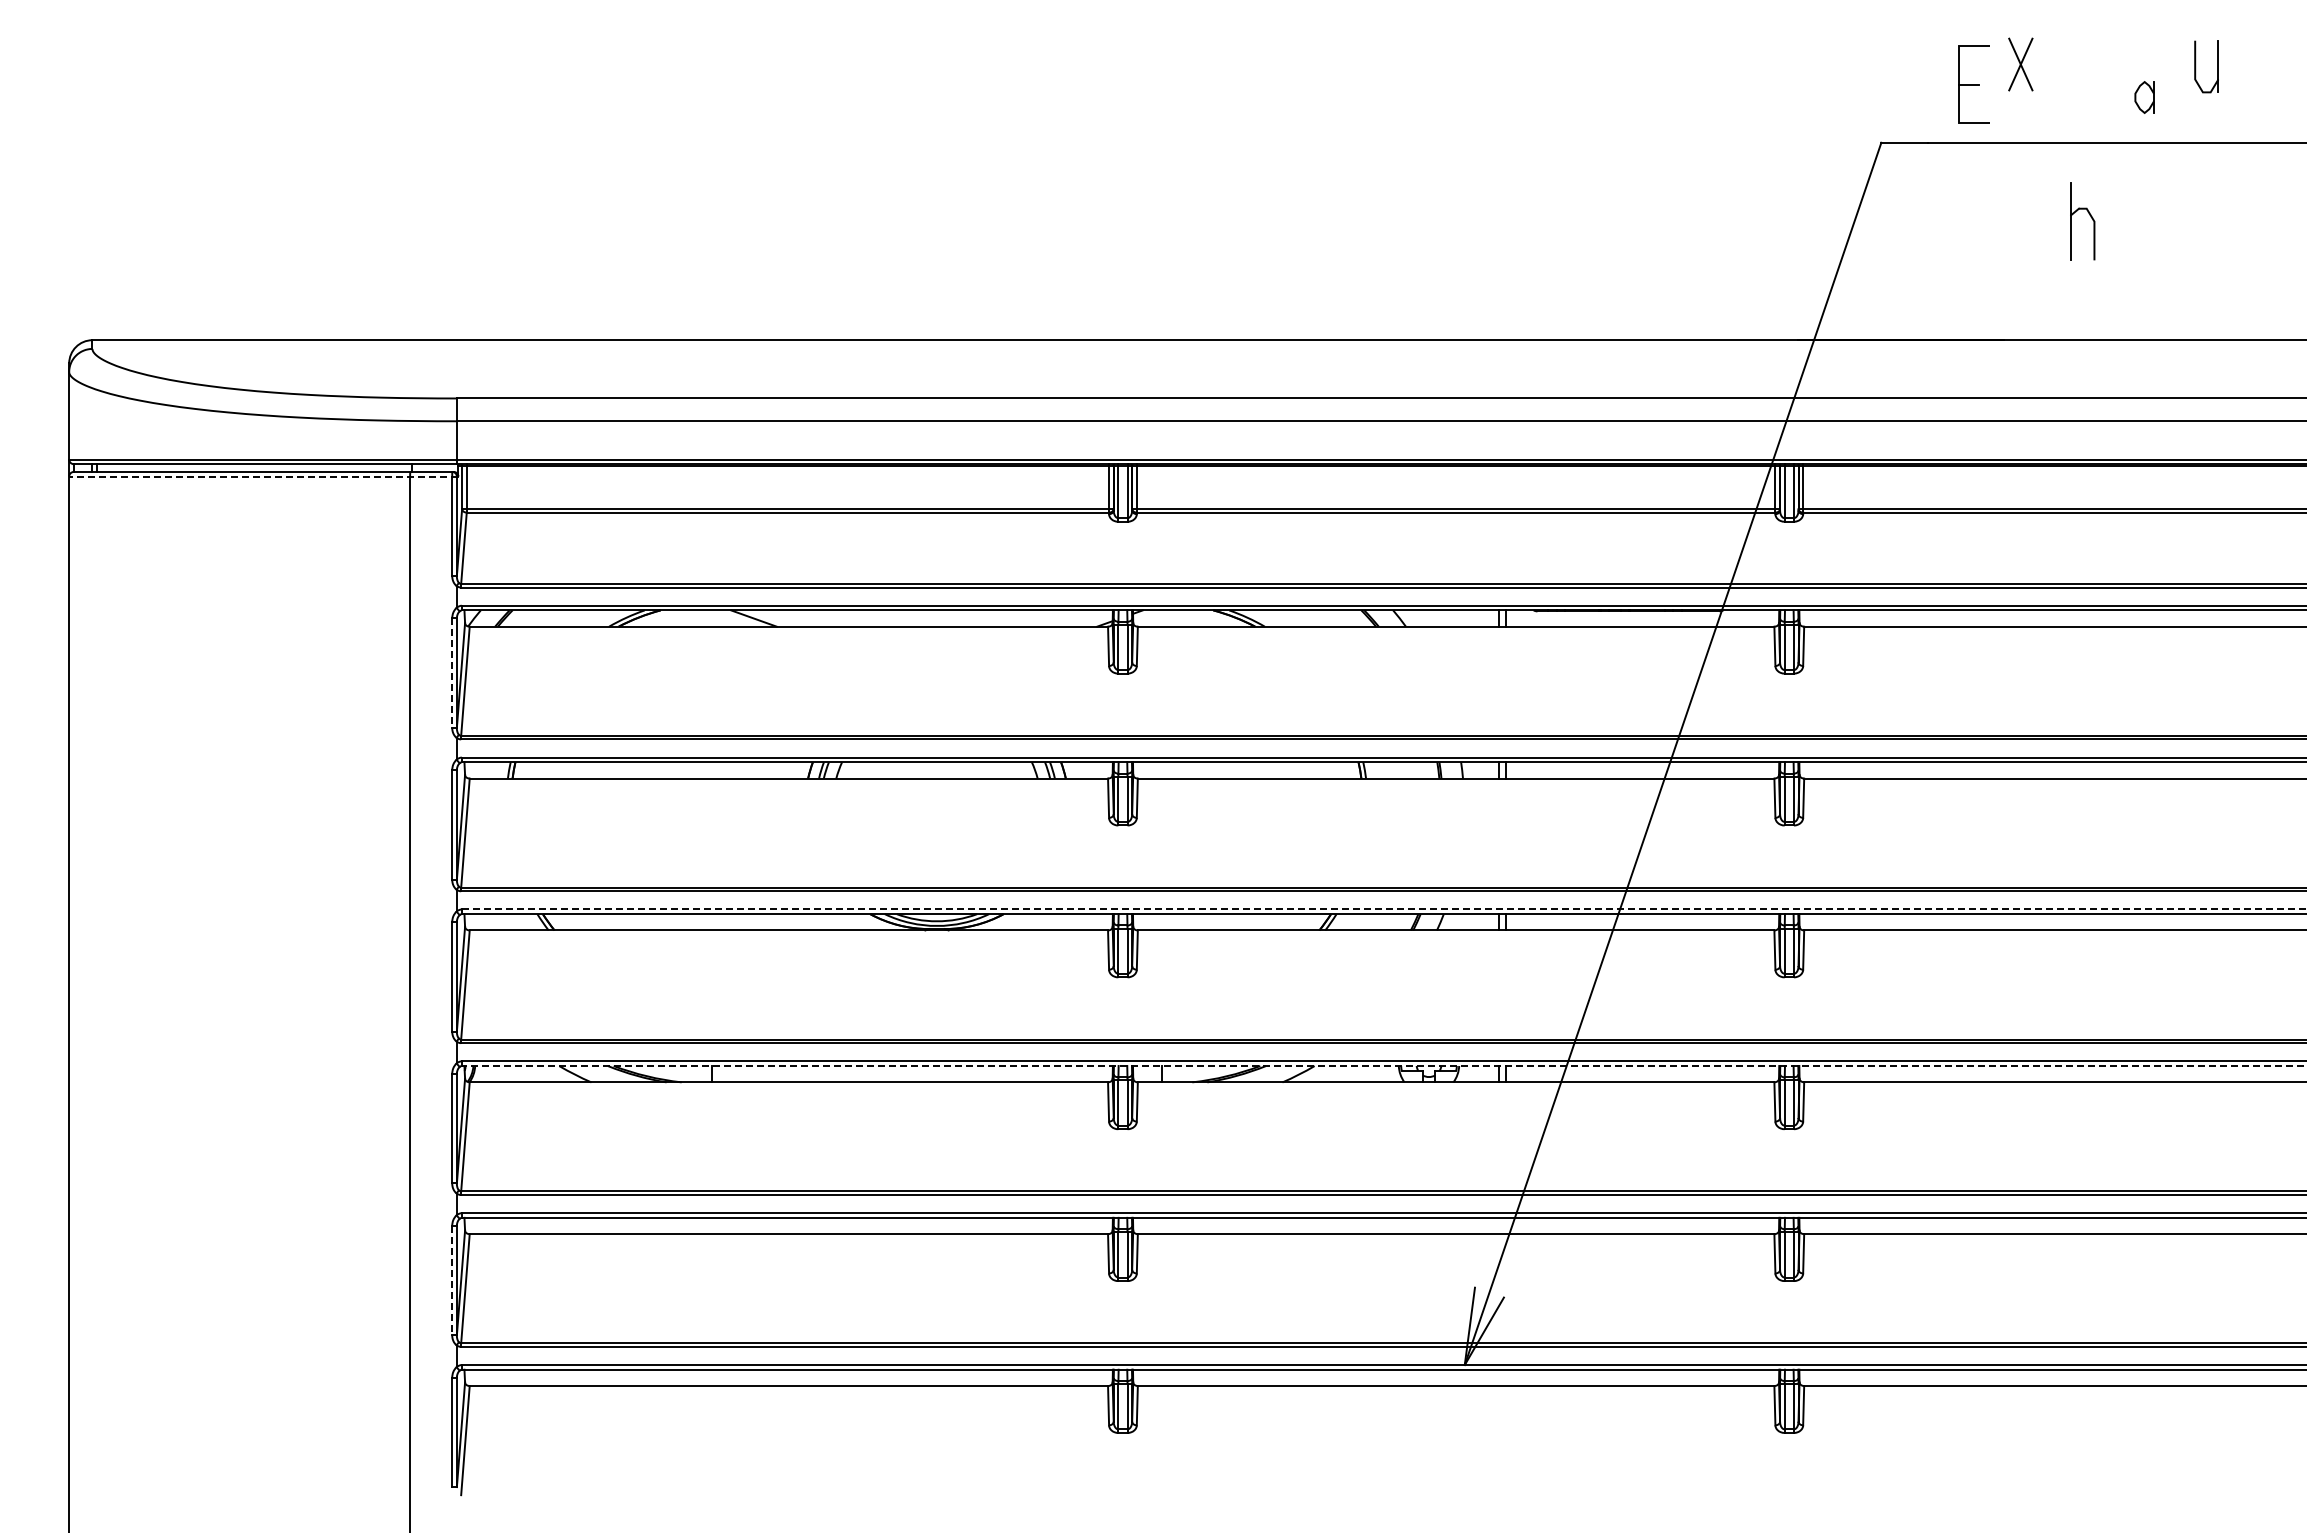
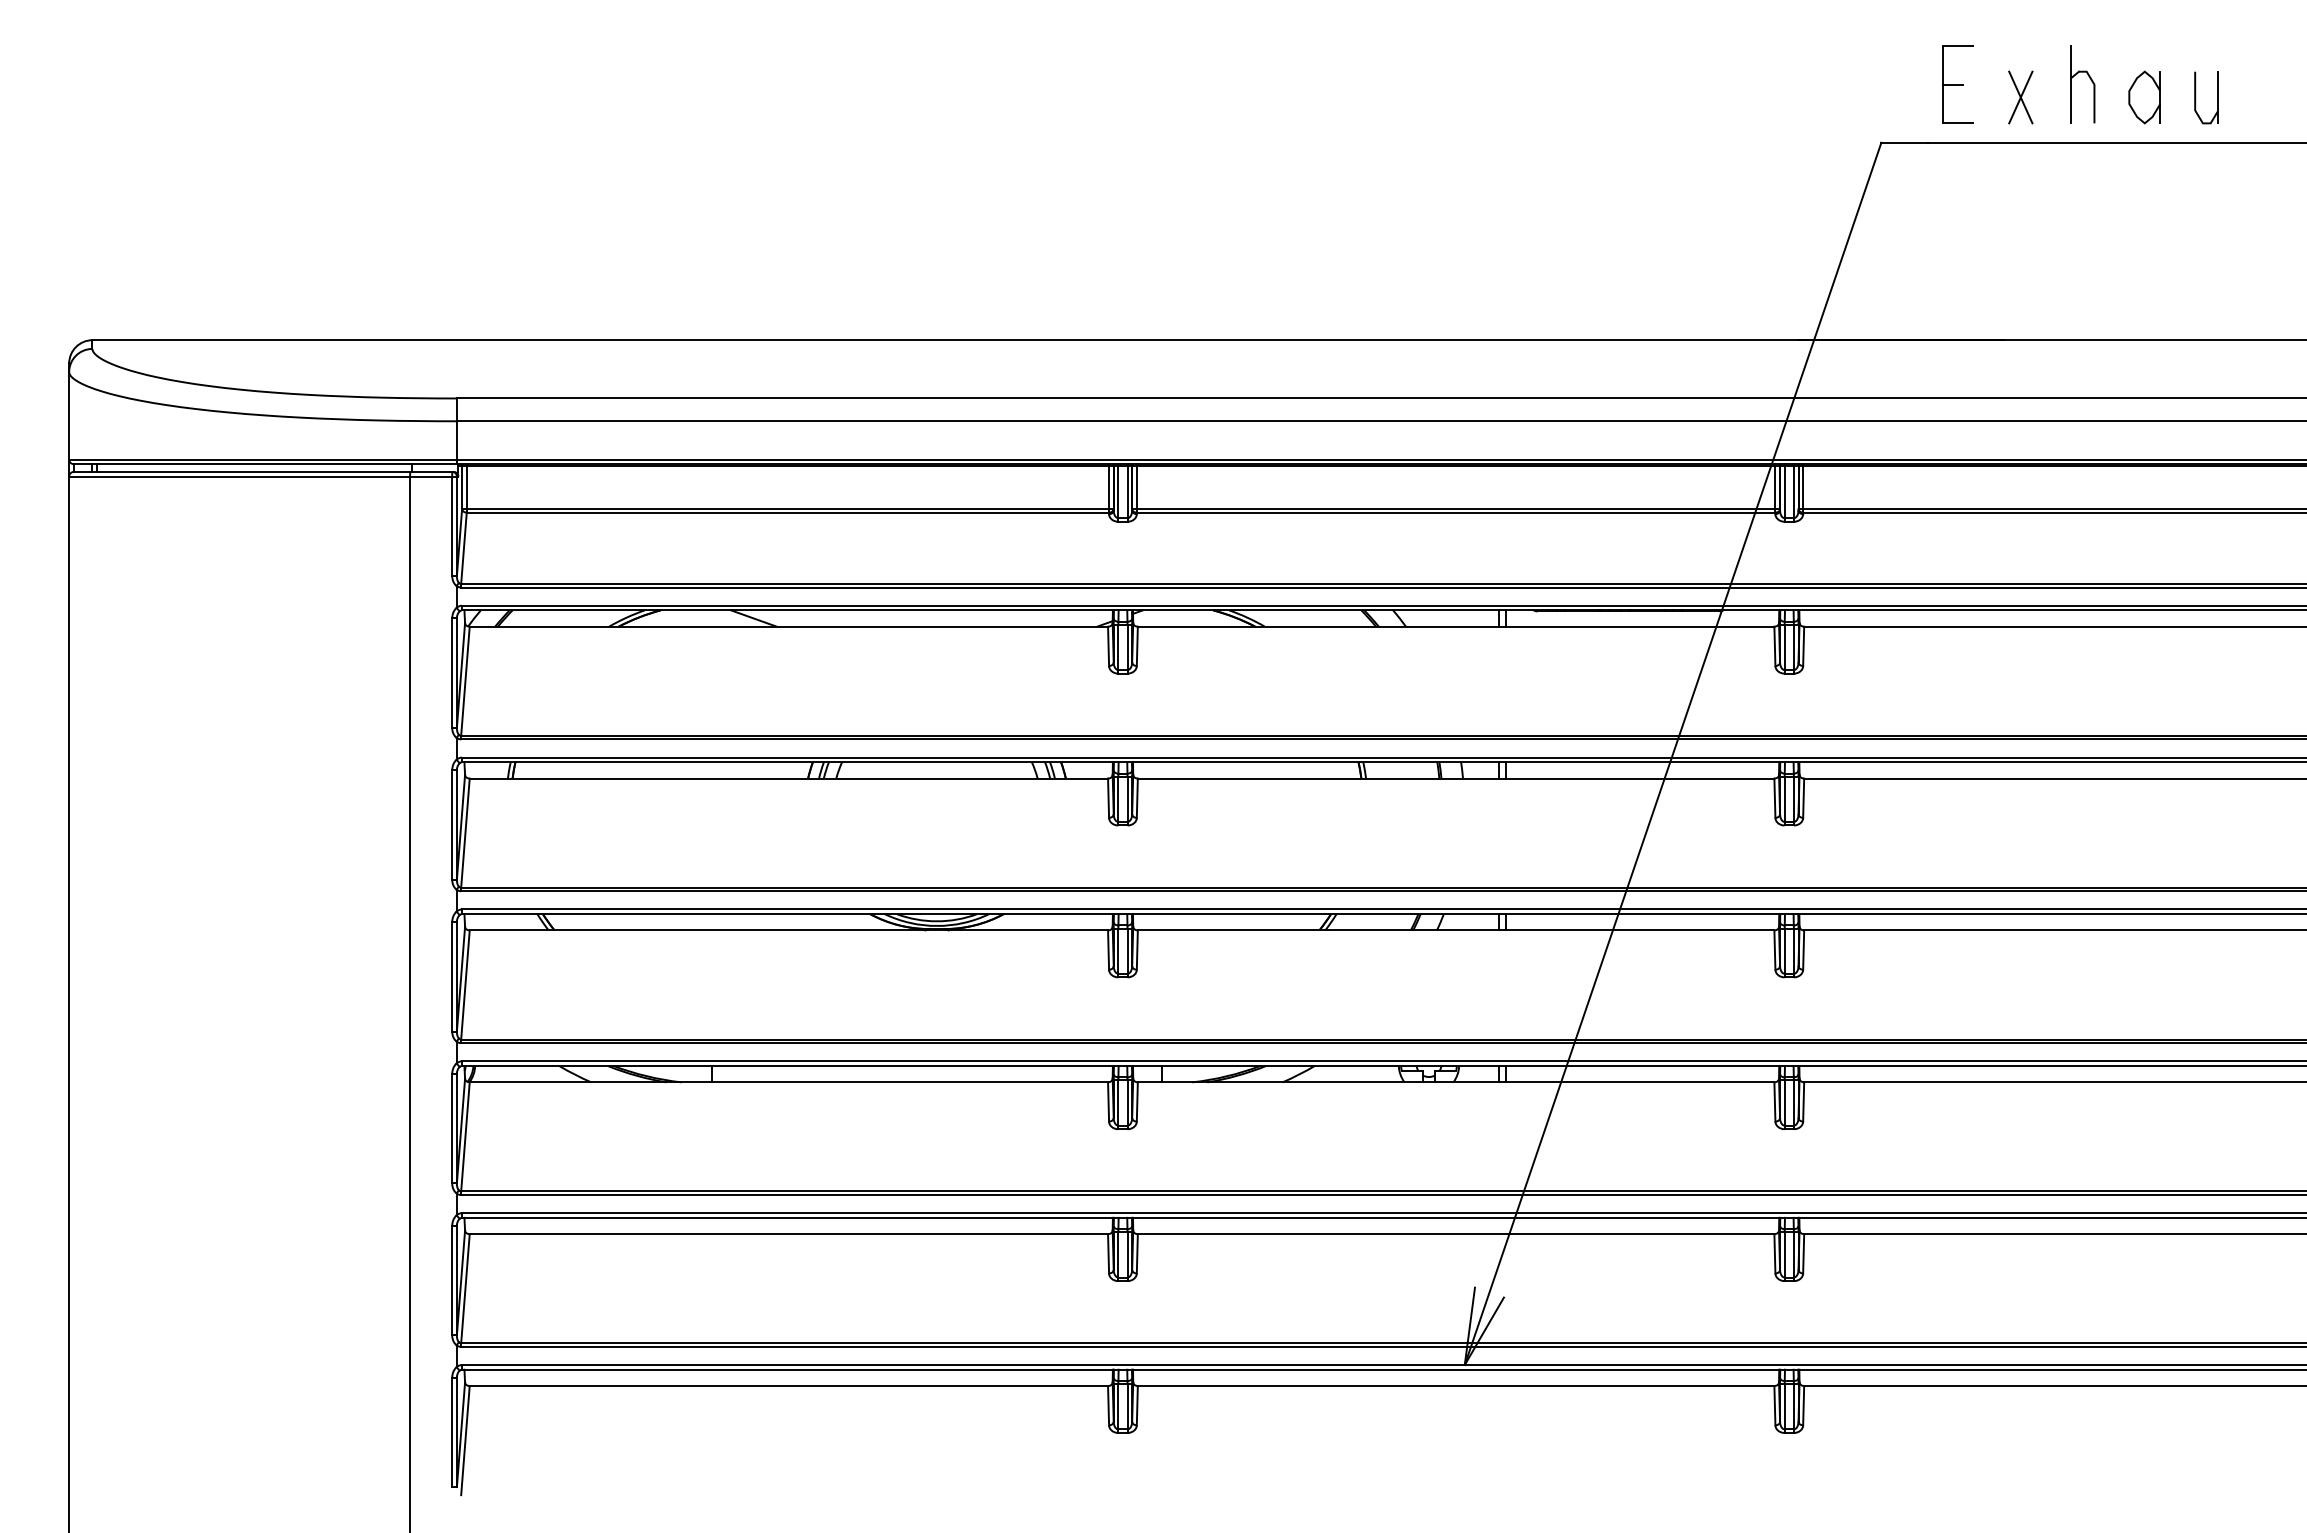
part position: (2020, 64) -> (2020, 97) (2020, 97)
part position: (2196, 66) -> (2196, 97) (2196, 97)
part position: (1973, 84) -> (1957, 84) (1957, 84)
part size: 21x33 px -> 33x55 px (2144, 97)
part position: (2090, 217) -> (2090, 80) (2090, 80)
line: dashed -> solid (263, 476)
line: dashed -> solid (452, 673)
line: dashed -> solid (1384, 909)
line: dashed -> solid (1383, 1066)
line: dashed -> solid (452, 1280)
